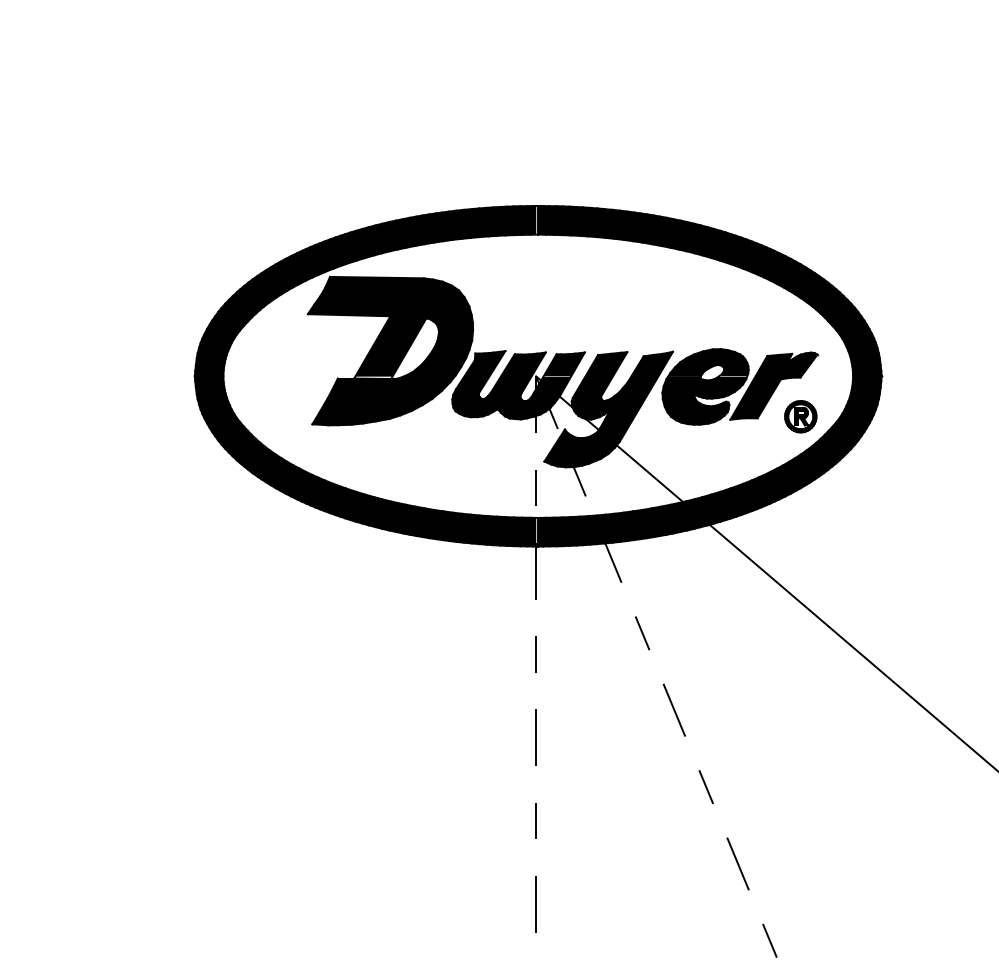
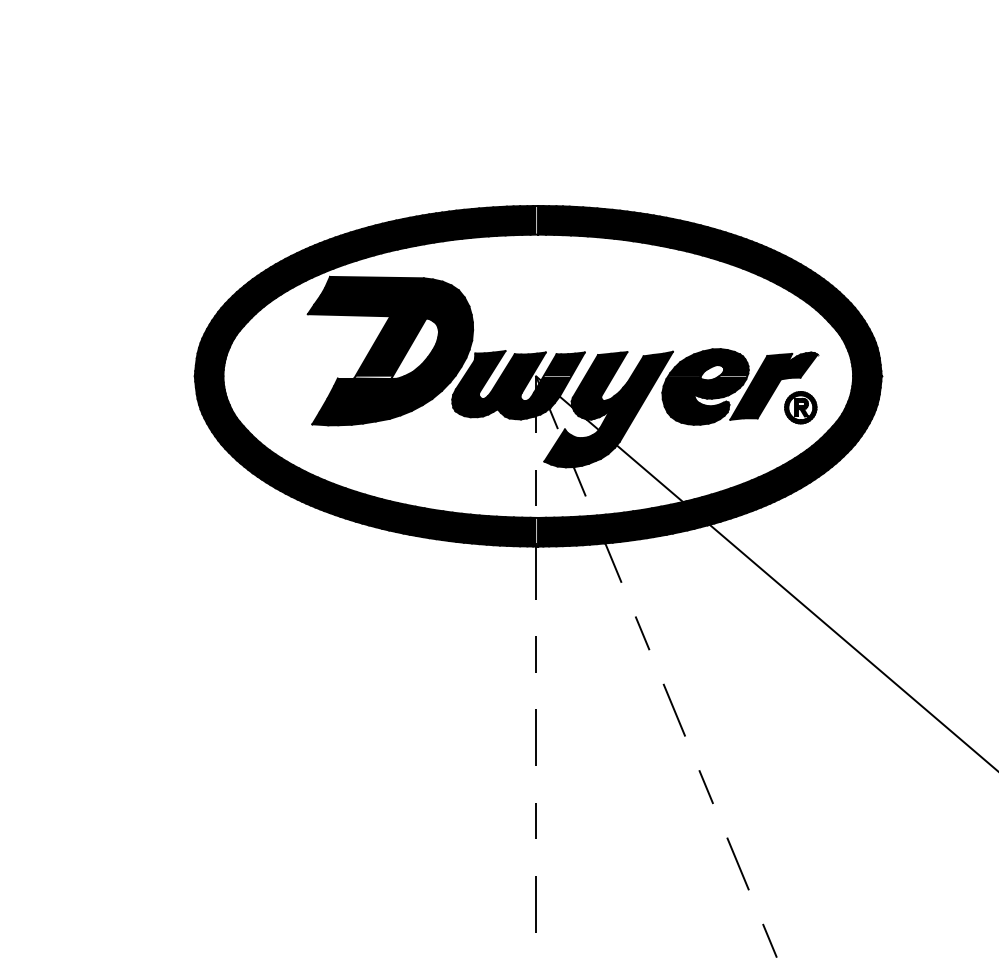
part position: (800, 416) -> (800, 407) (800, 407)
